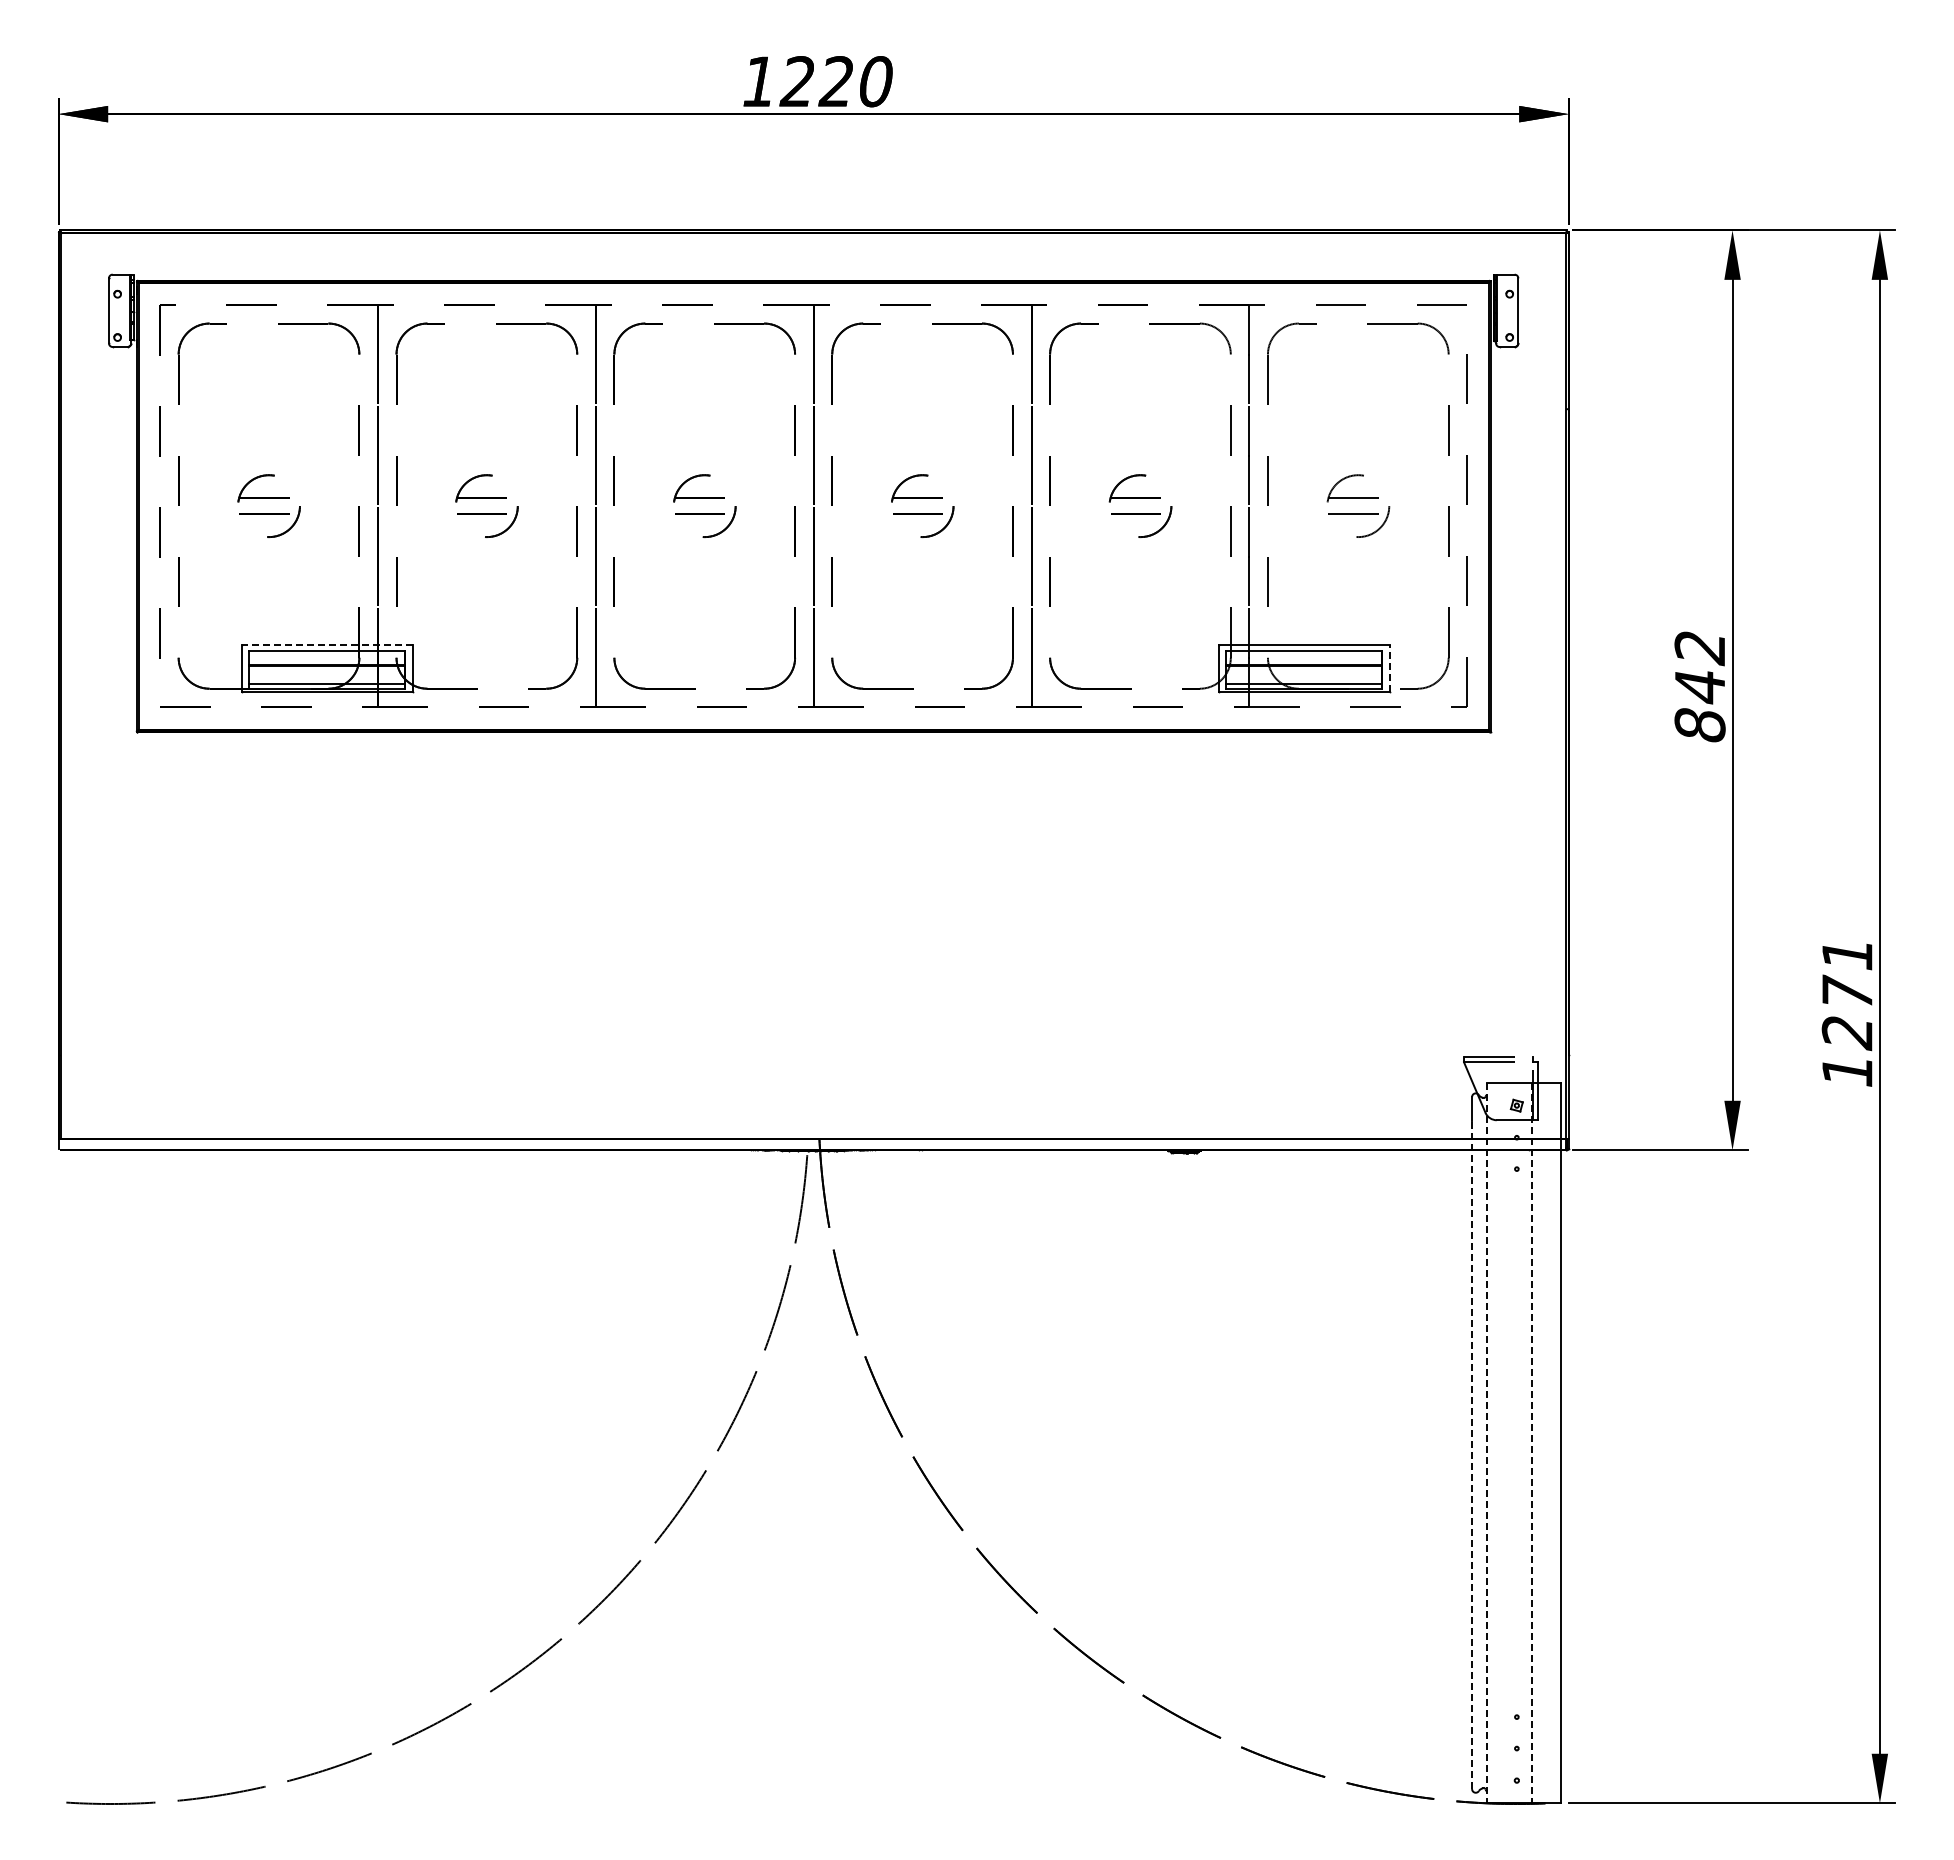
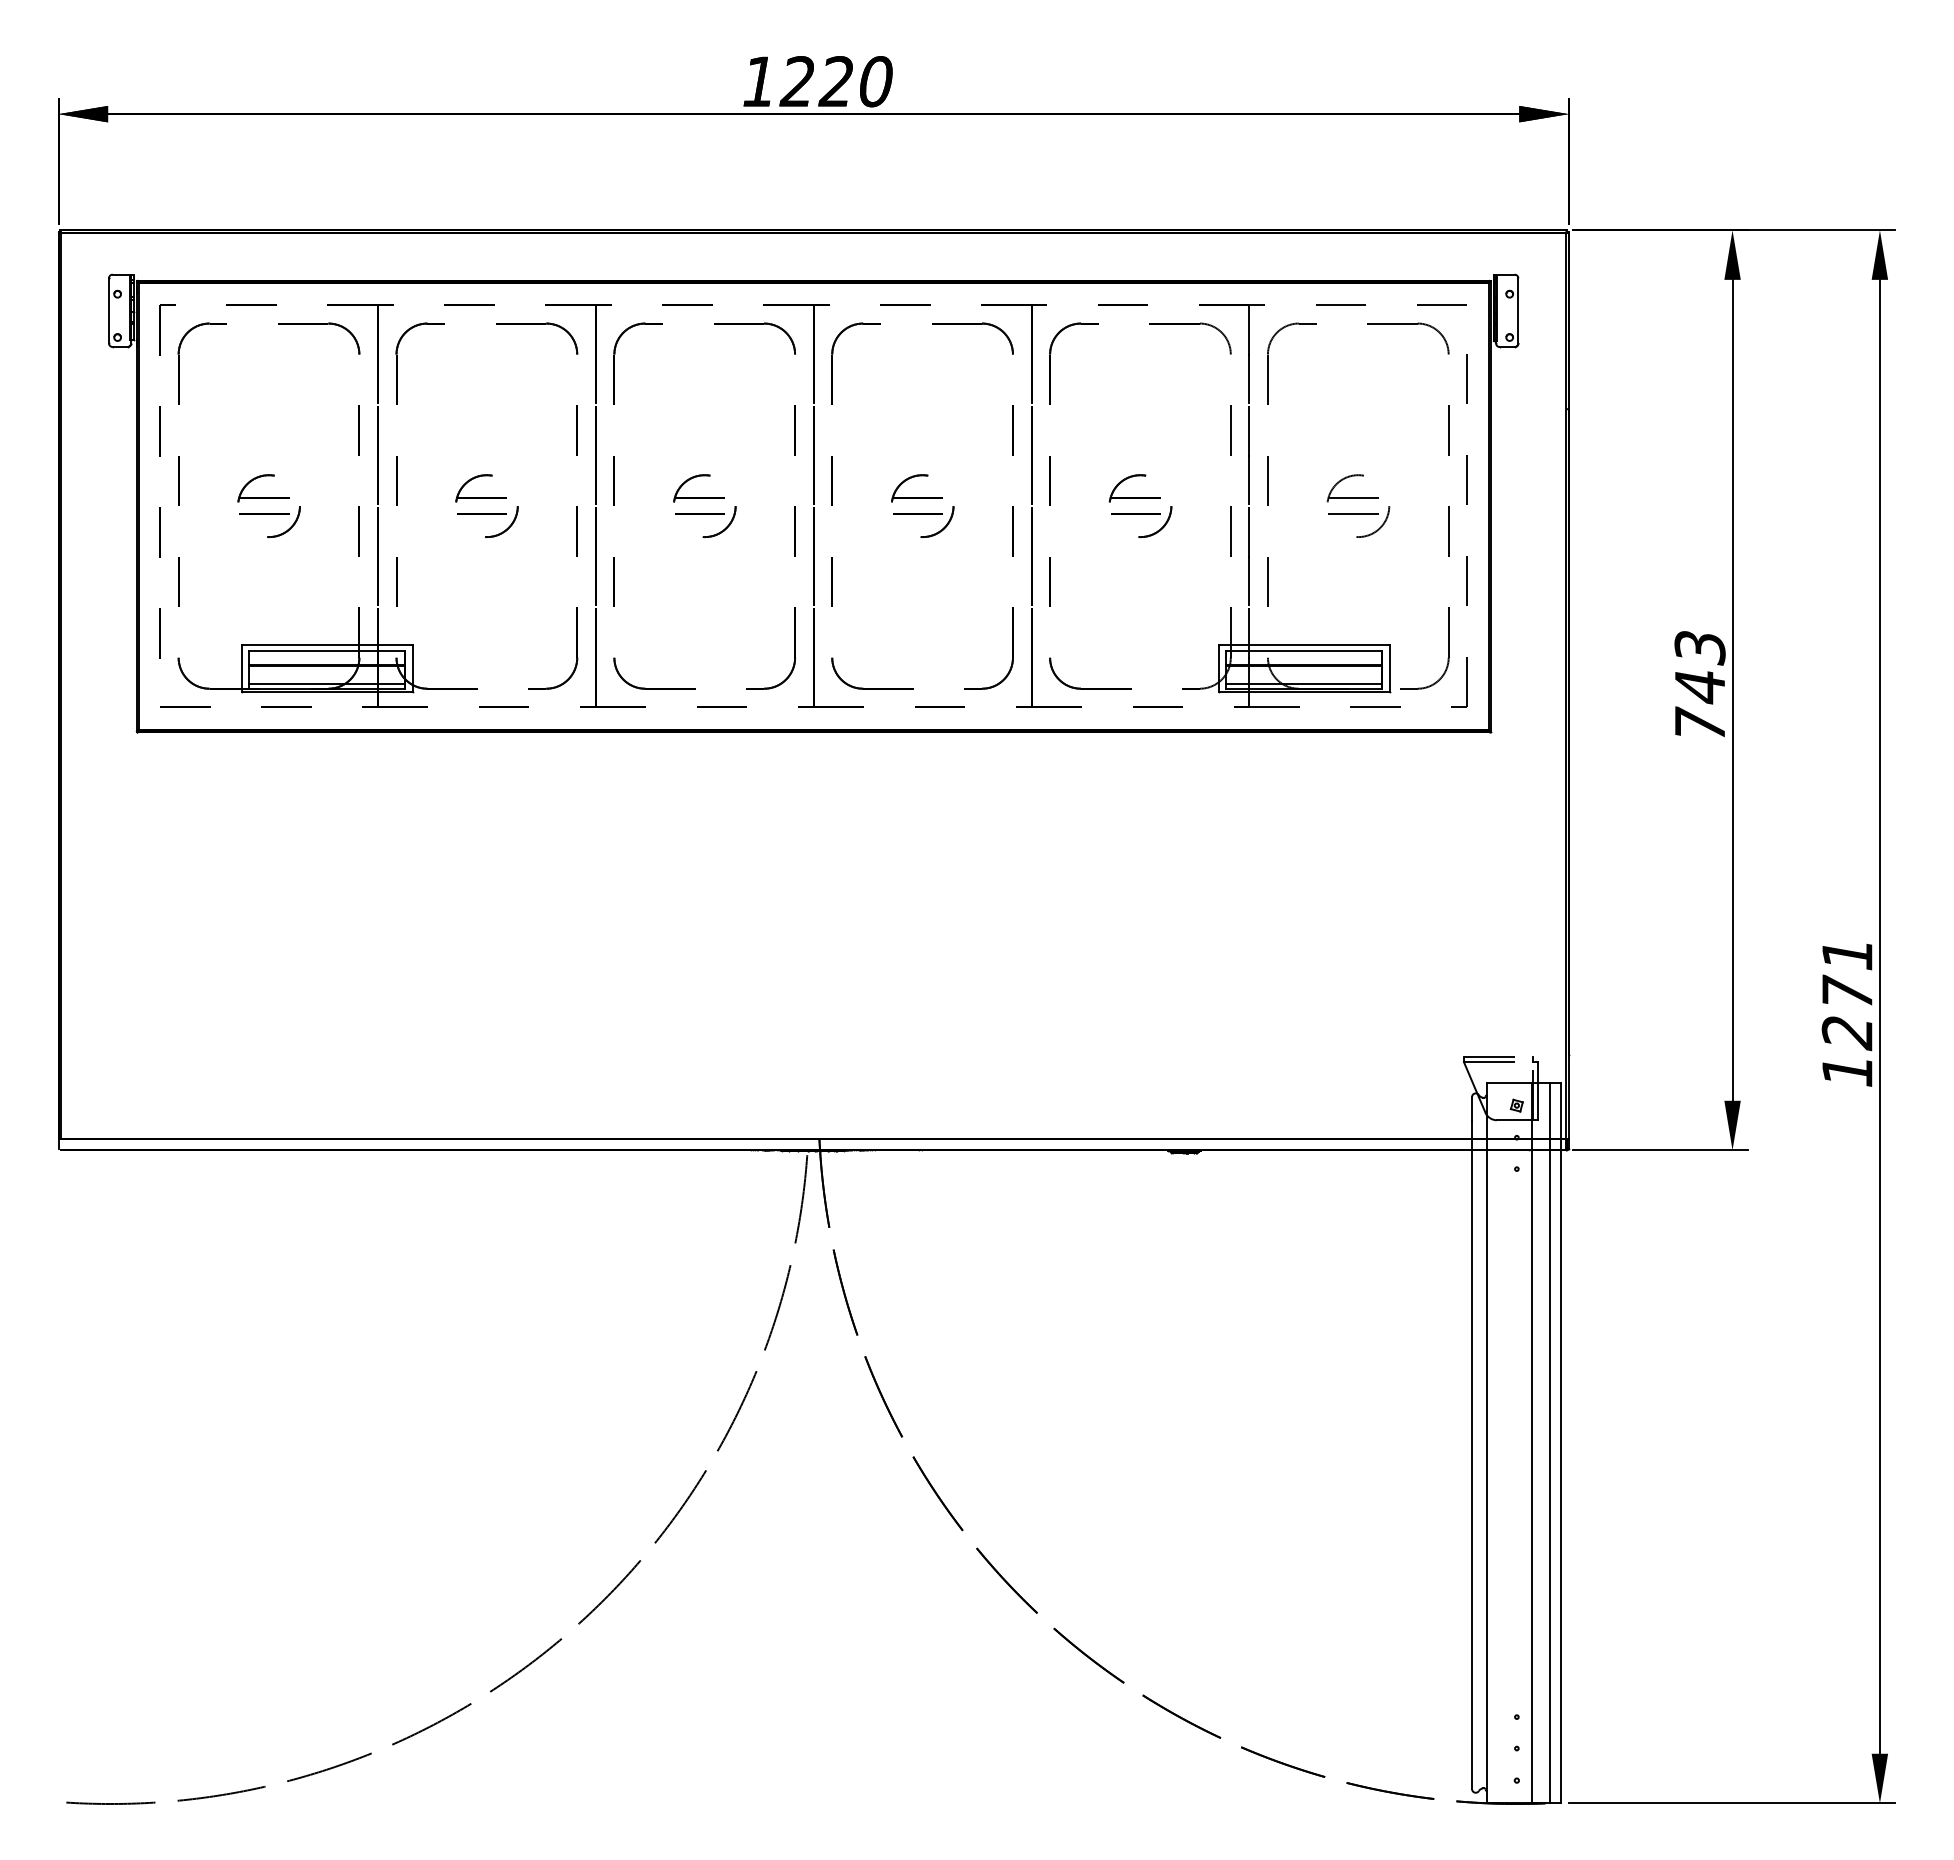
line: dashed -> solid (326, 644)
line: dashed -> solid (1389, 668)
text: 842 -> 743 (1699, 686)
line: none -> present (1549, 1442)
line: dashed -> solid (1486, 1443)
line: dashed -> solid (1531, 1443)
line: dashed -> solid (1472, 1454)
